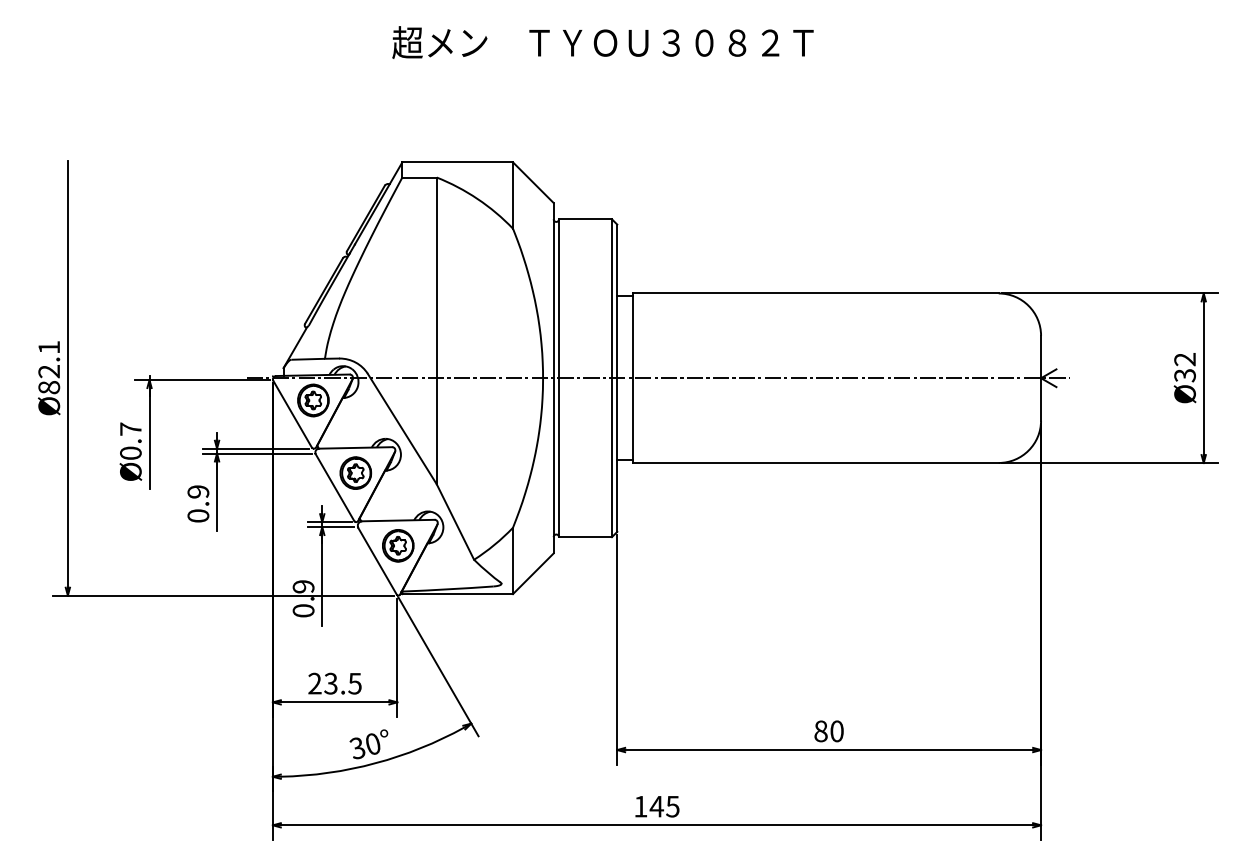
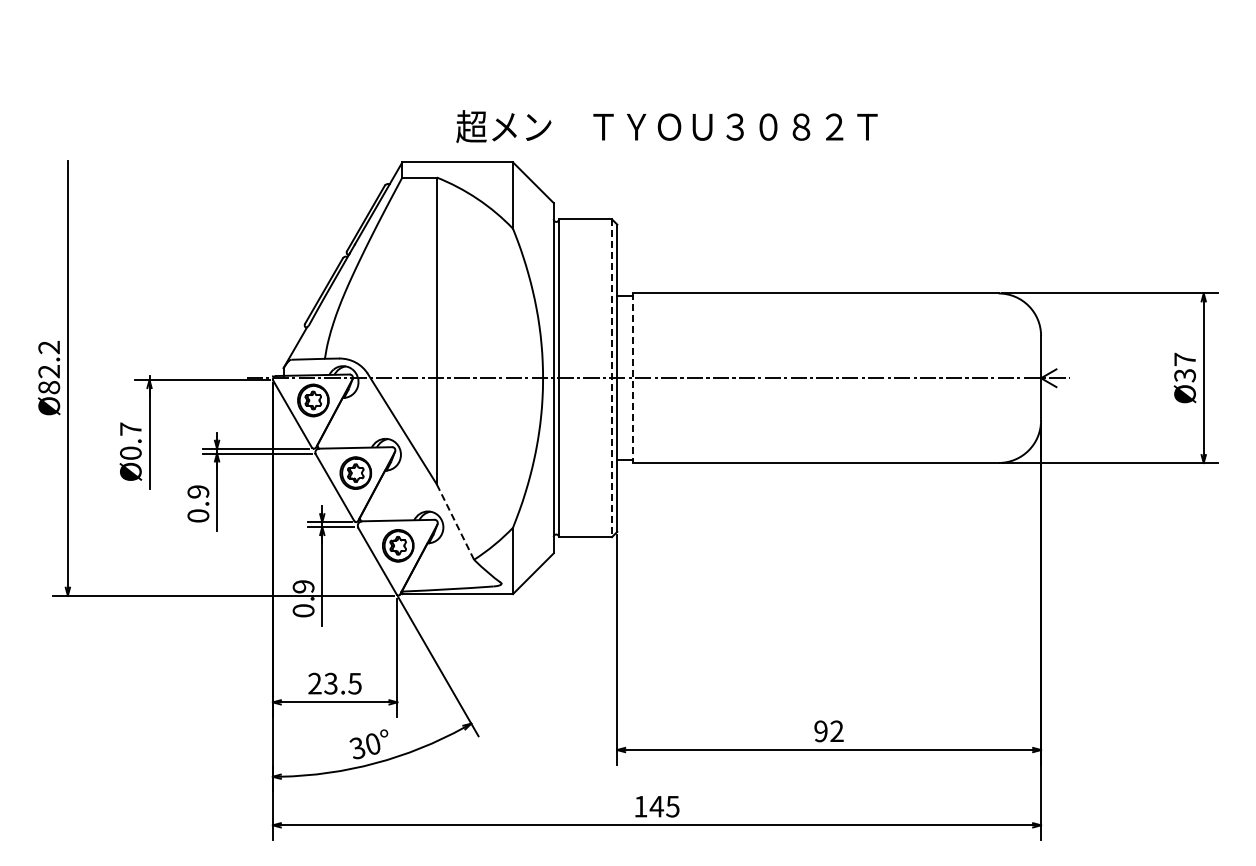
text position: (602, 42) -> (666, 126) (666, 126)
text: Ø82.1 -> Ø82.2 (48, 347)
text: Ø32 -> Ø37 (1184, 359)
line: solid -> dashed (611, 378)
line: solid -> dashed (633, 378)
line: solid -> dashed (455, 521)
text: 80 -> 92 (828, 731)
